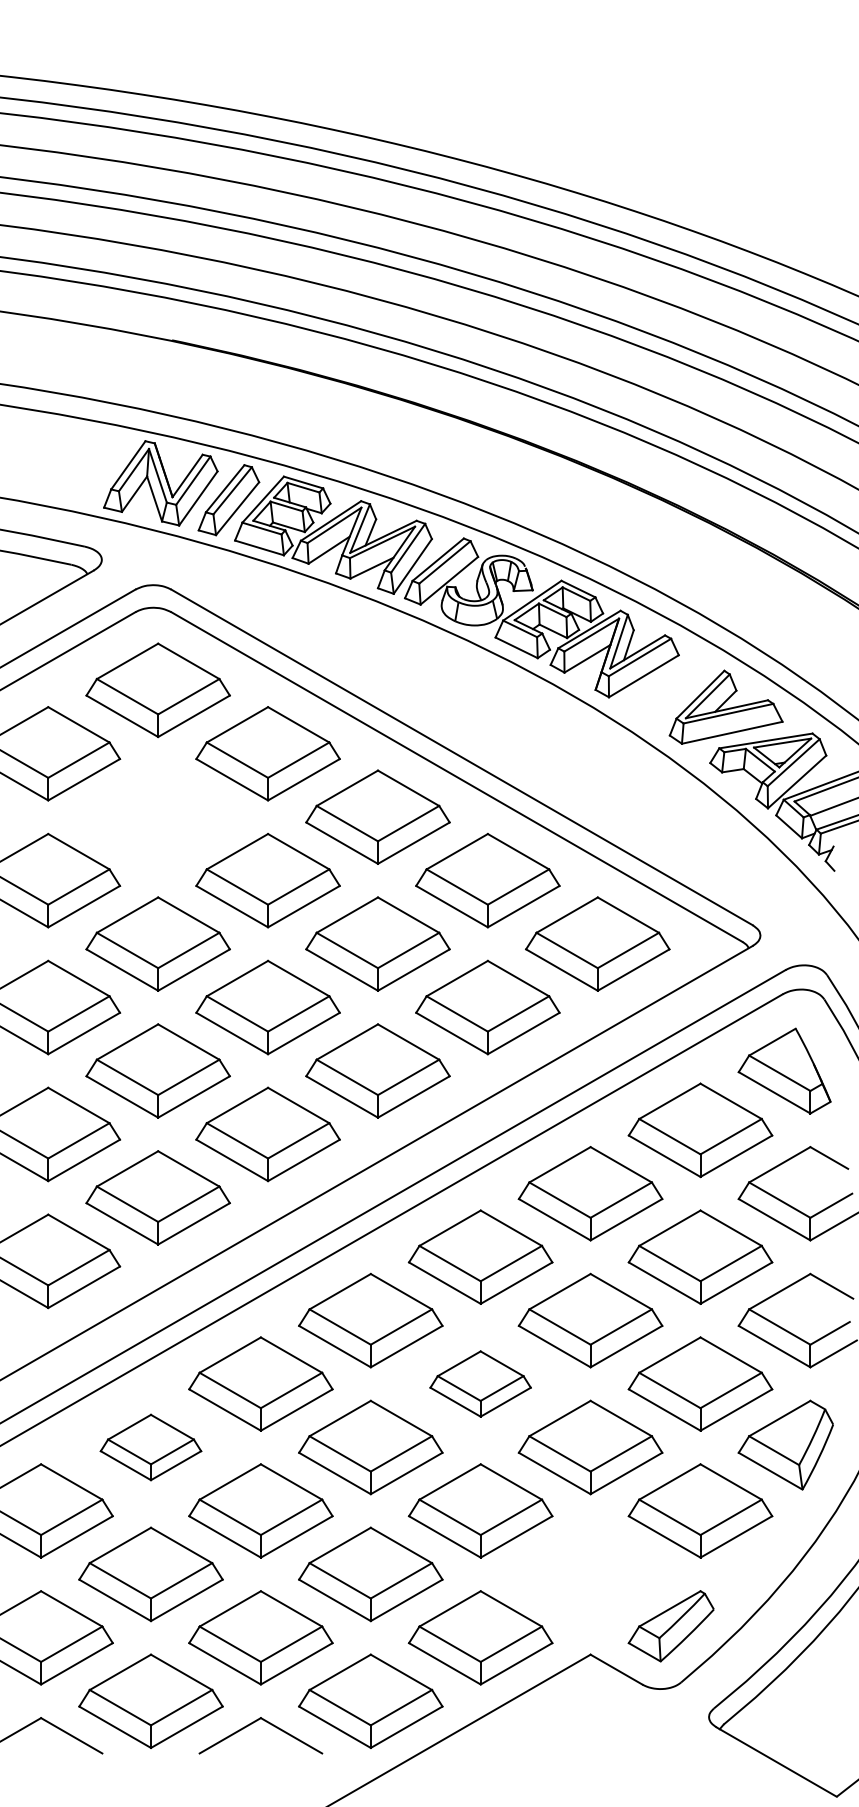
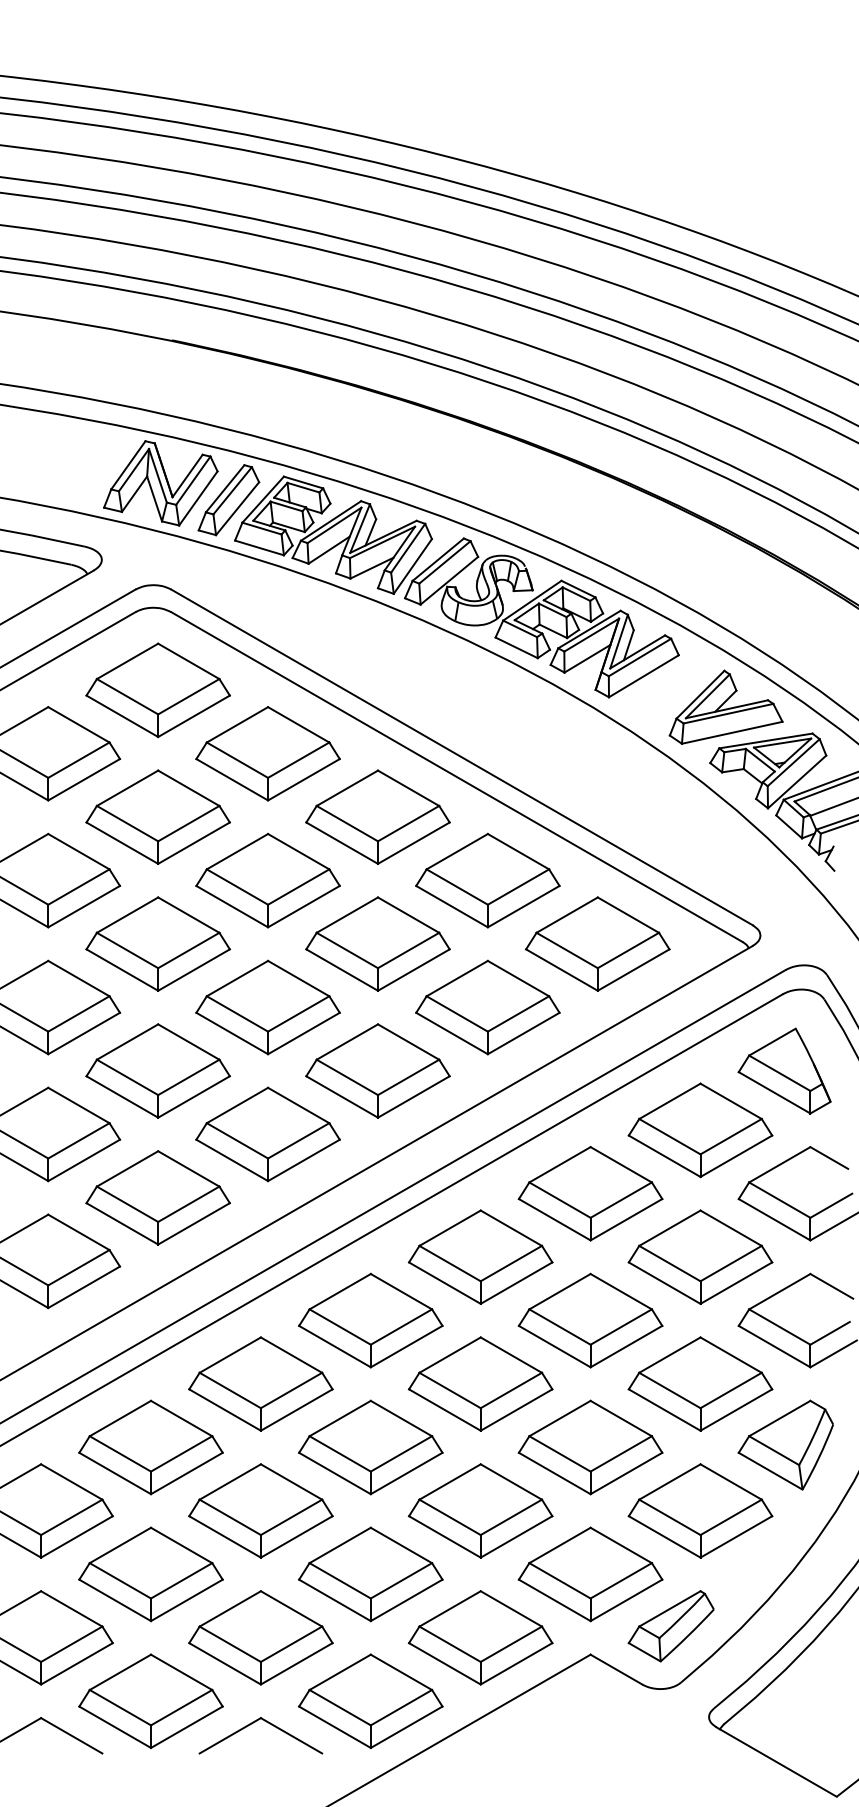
part: none -> present (157, 816)
part size: 103x68 px -> 147x96 px (480, 1383)
part size: 104x69 px -> 146x97 px (150, 1447)
part: none -> present (590, 1574)
